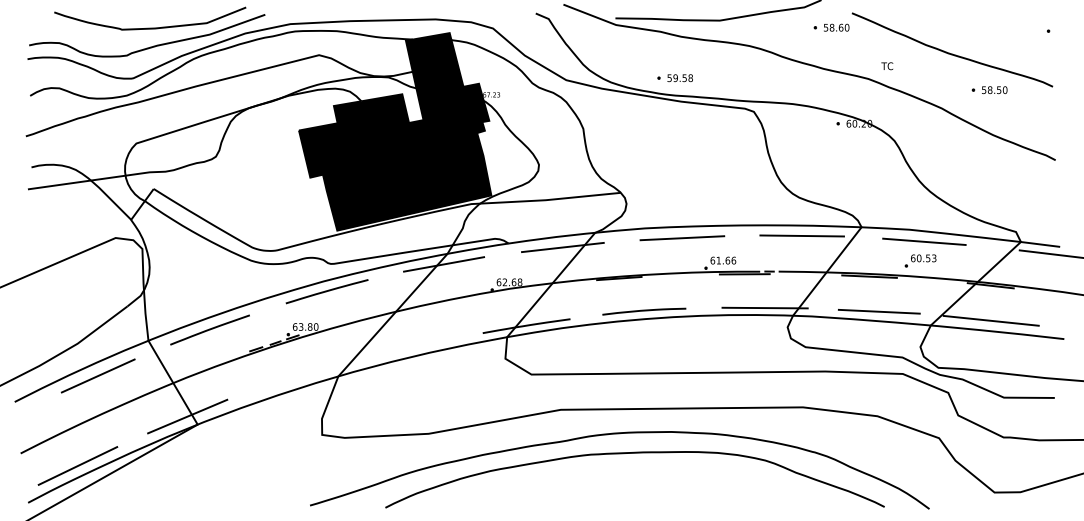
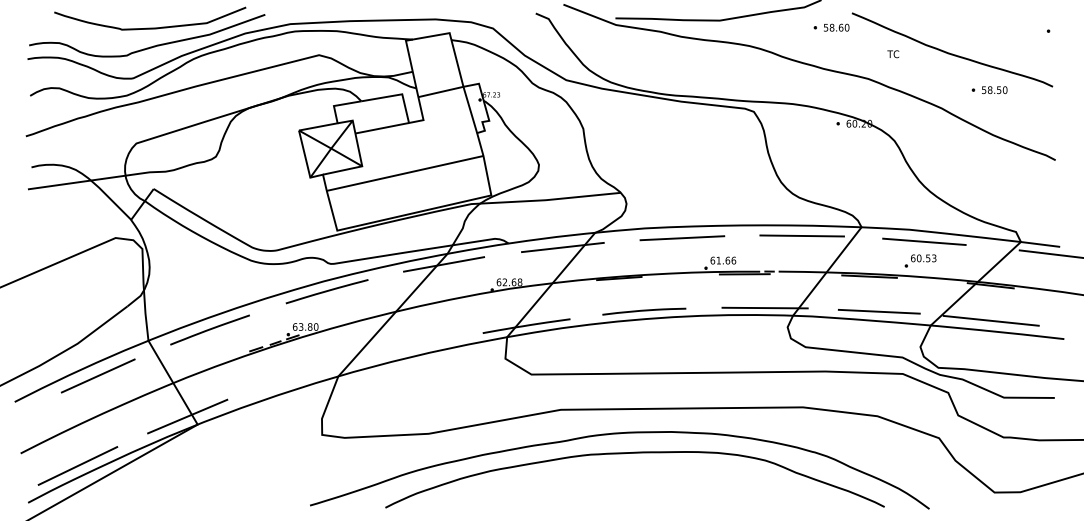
text position: (887, 66) -> (893, 54) (893, 54)
part: present -> none (674, 78)
fill: present -> none (395, 131)
